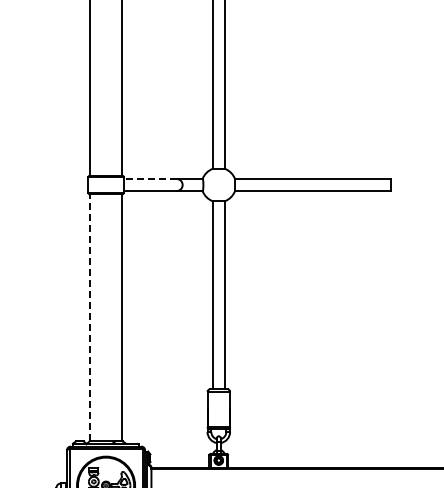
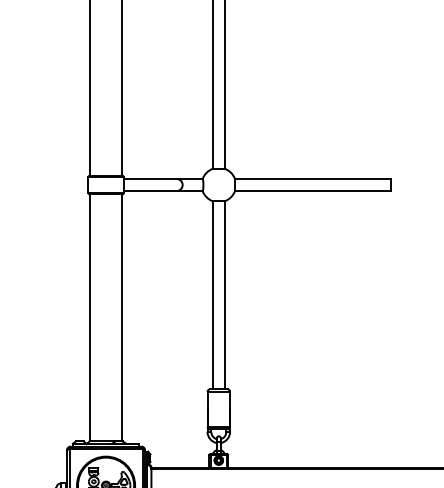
line: dashed -> solid (149, 179)
line: dashed -> solid (90, 317)
